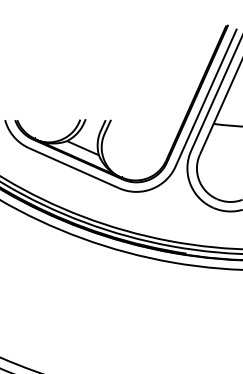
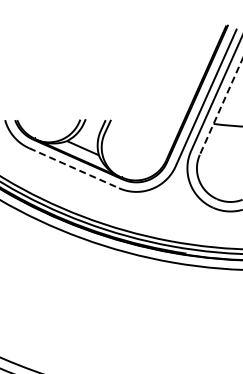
line: solid -> dashed (221, 106)
line: solid -> dashed (74, 168)
